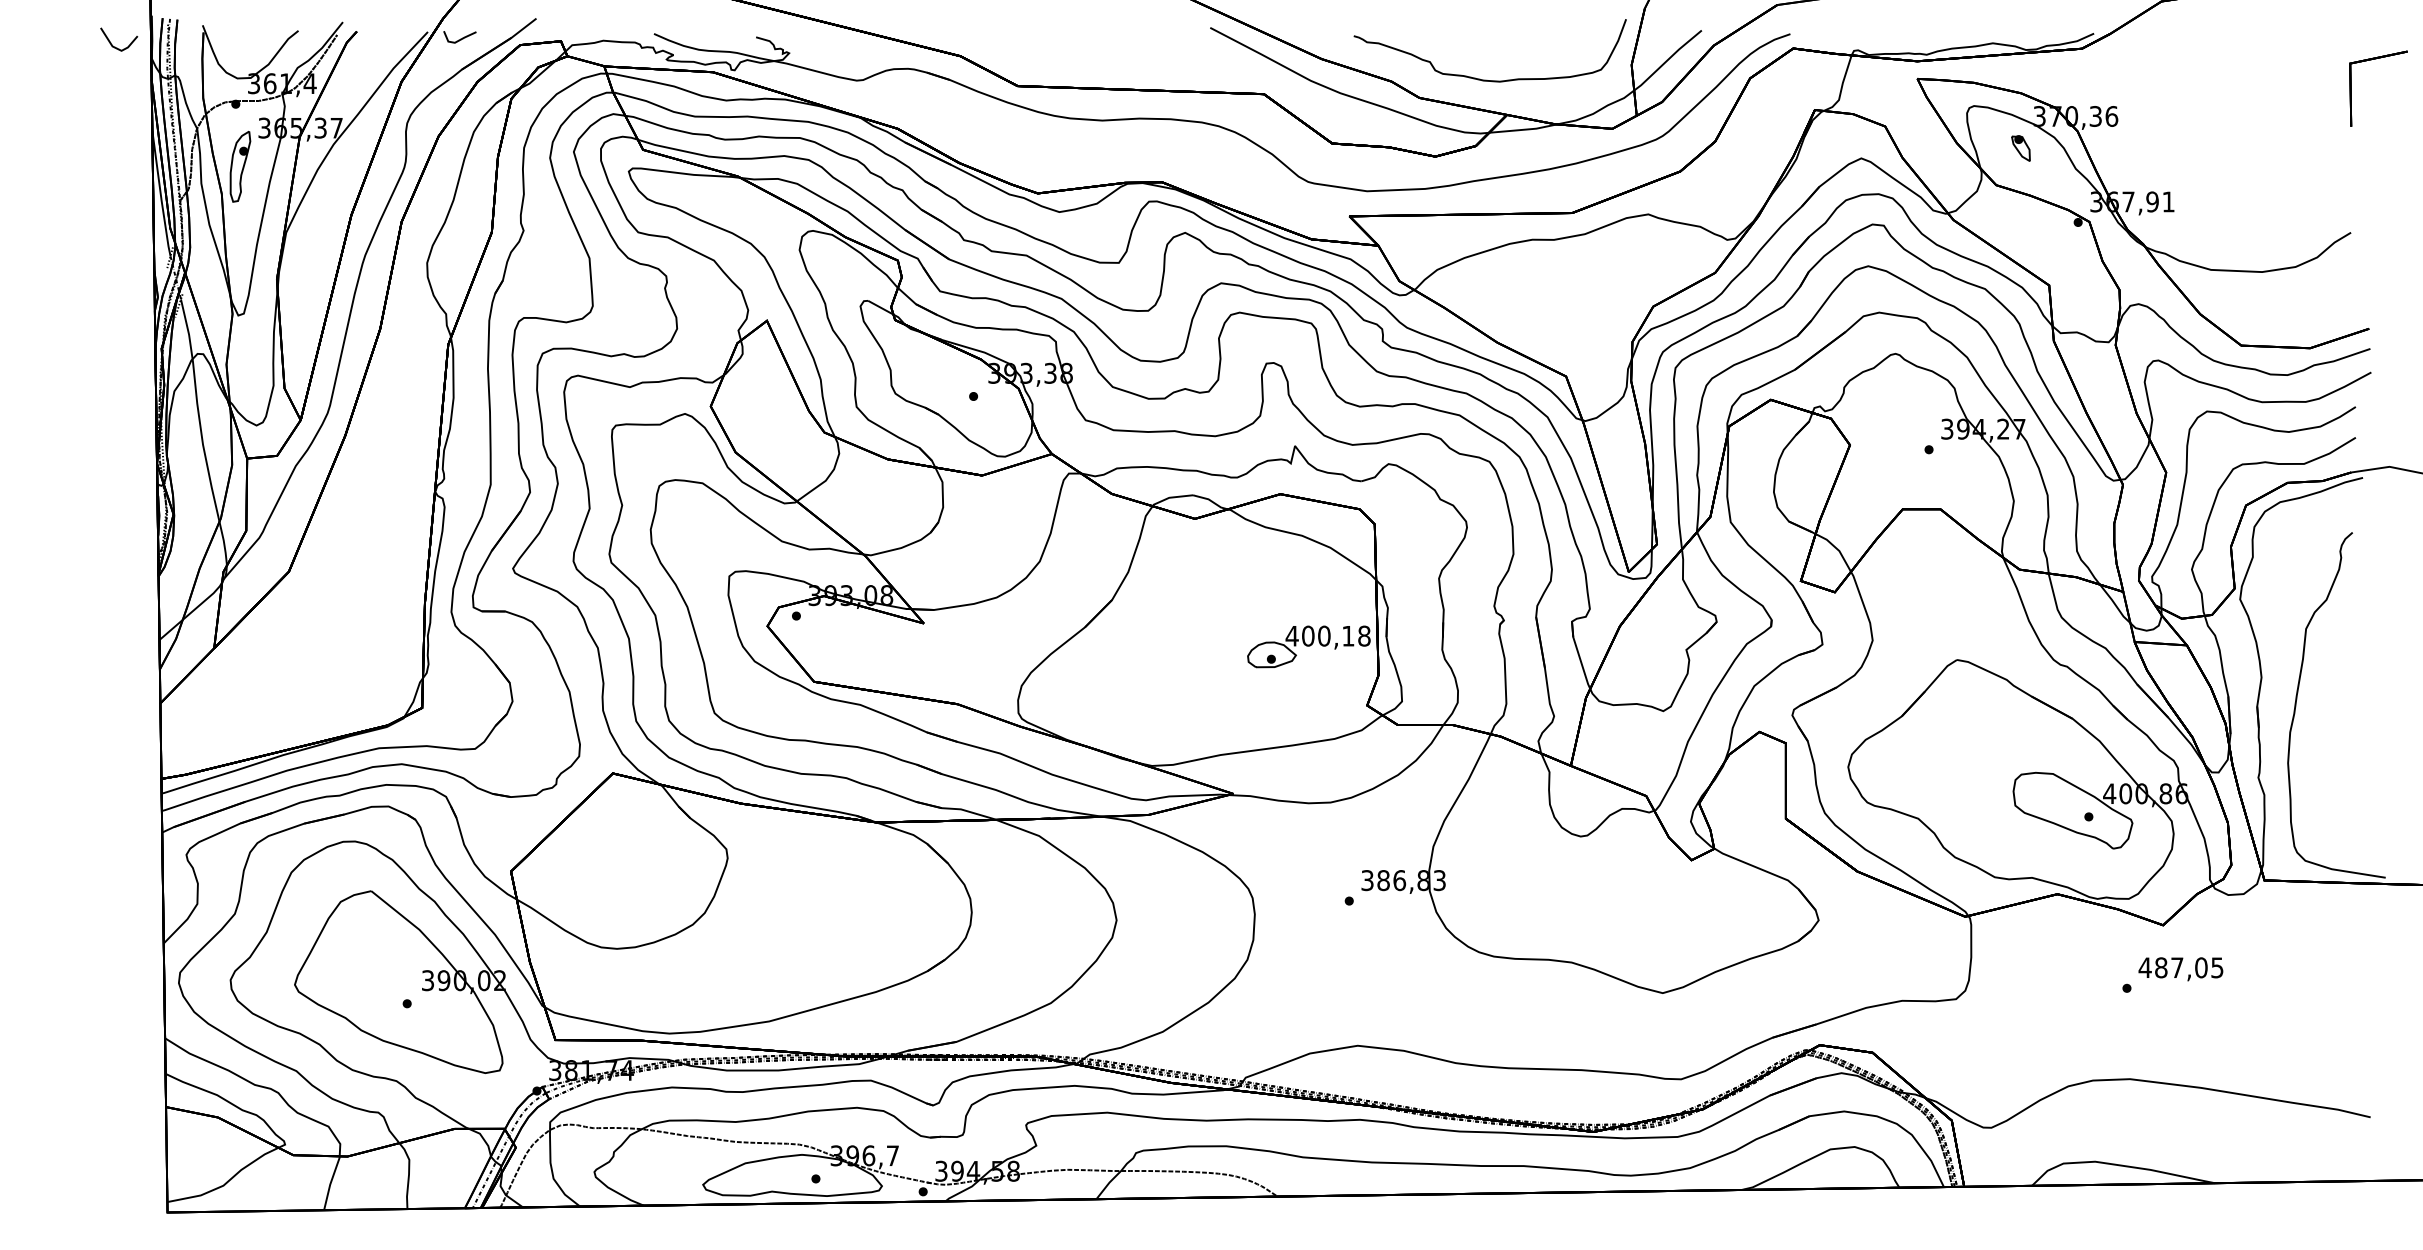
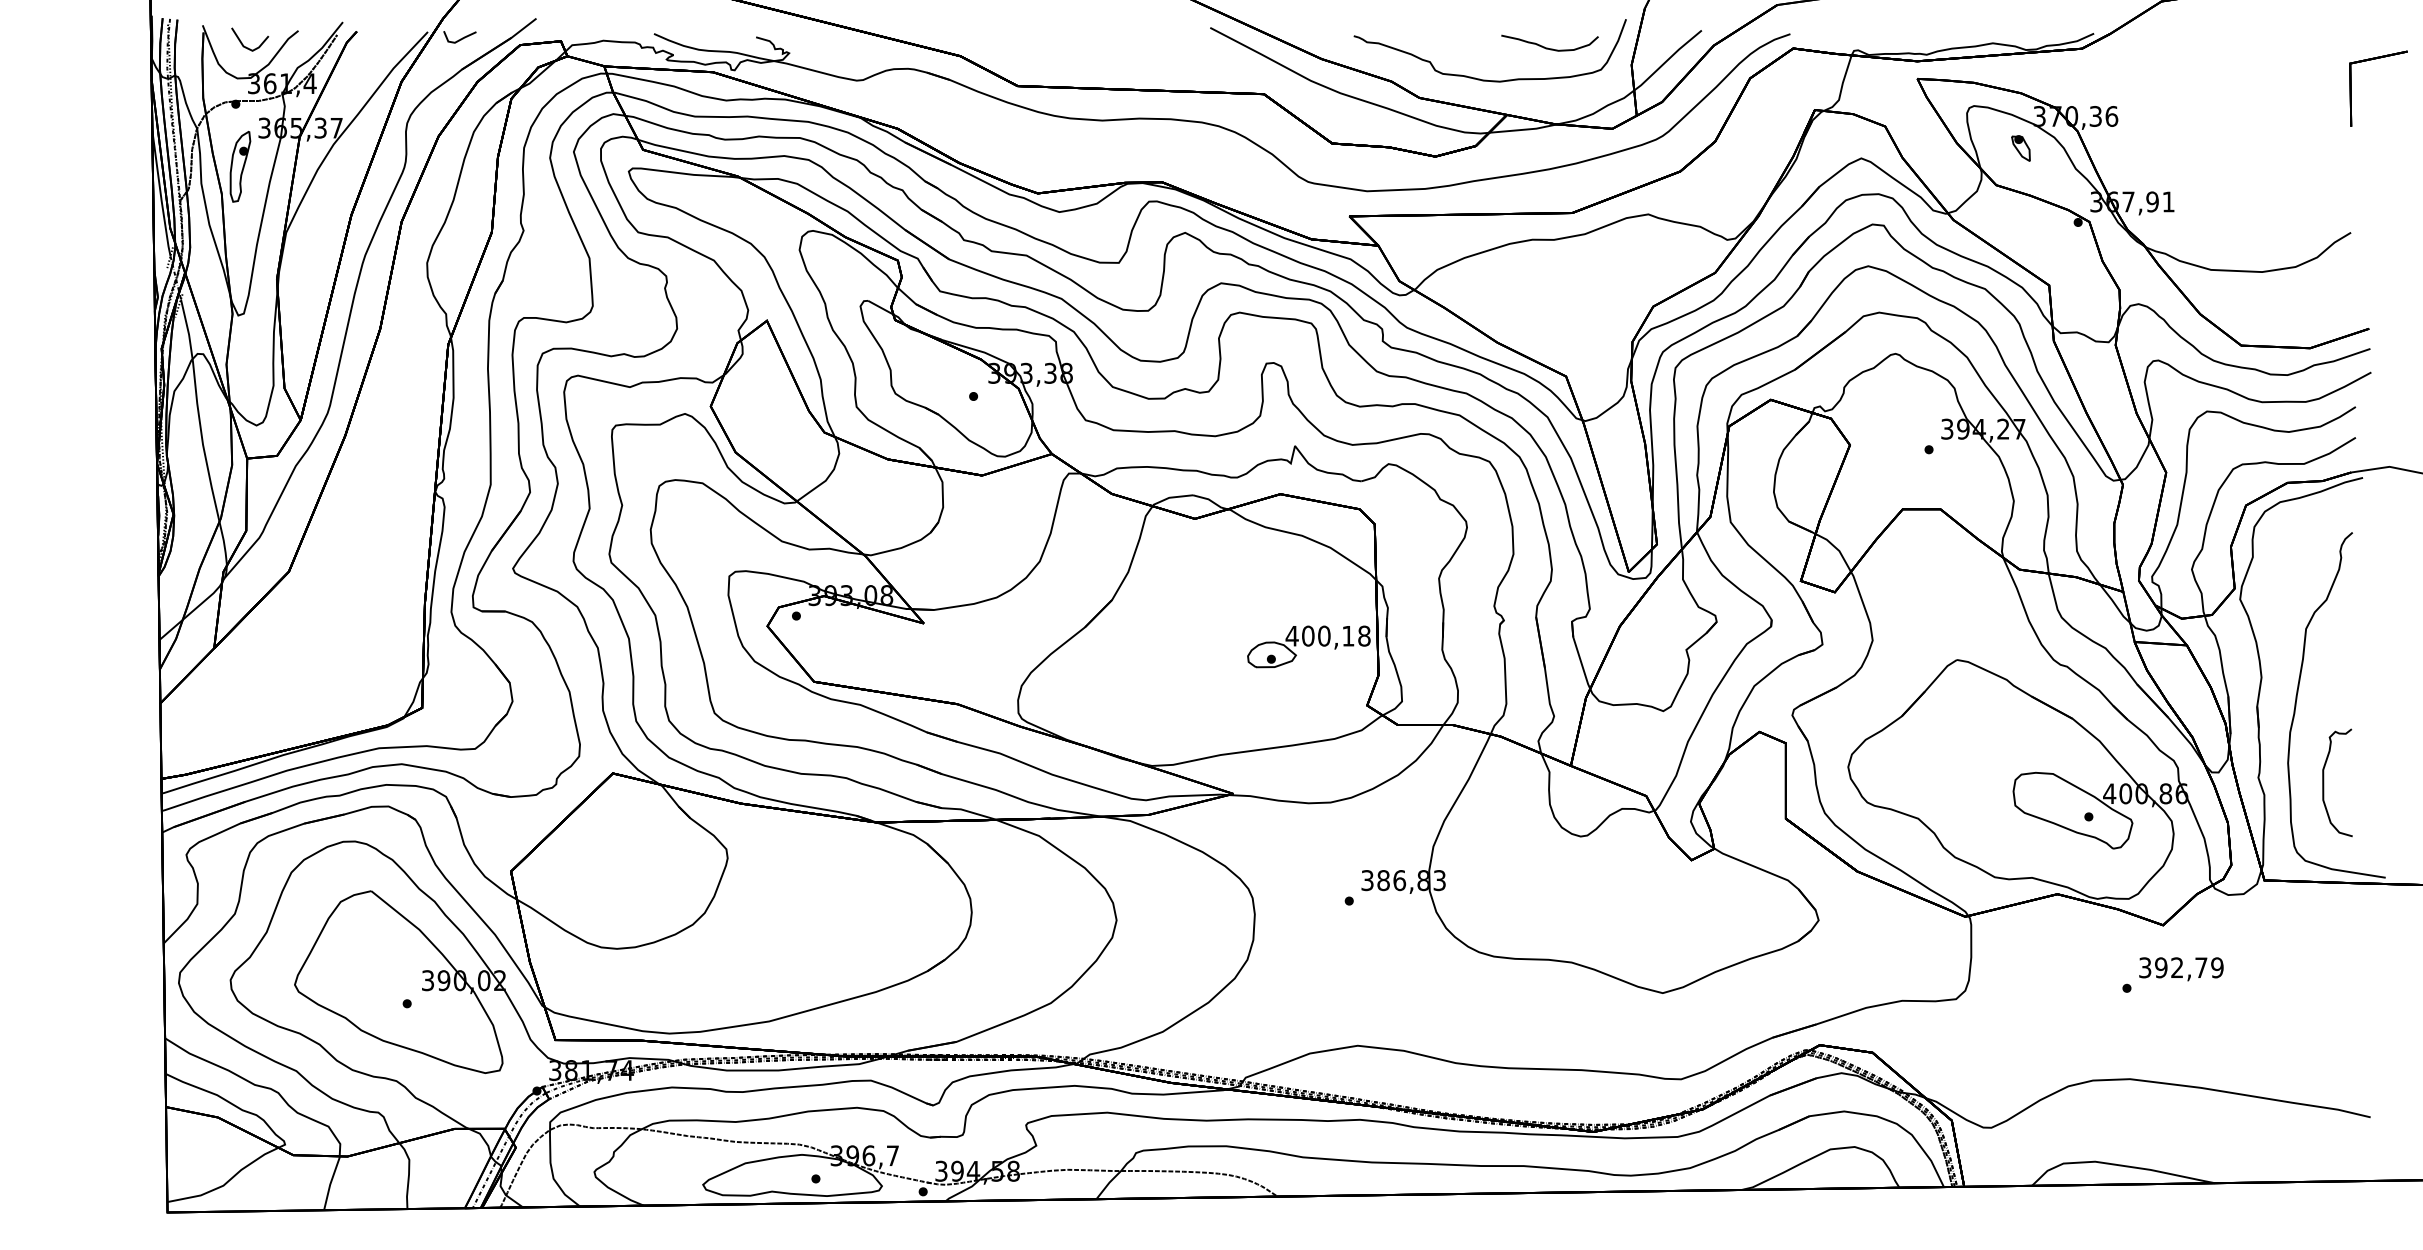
line position: (115, 46) -> (246, 46) (246, 46)
curve: none -> present (1547, 47)
curve: none -> present (2324, 782)
text: 487,05 -> 392,79 (2180, 967)
